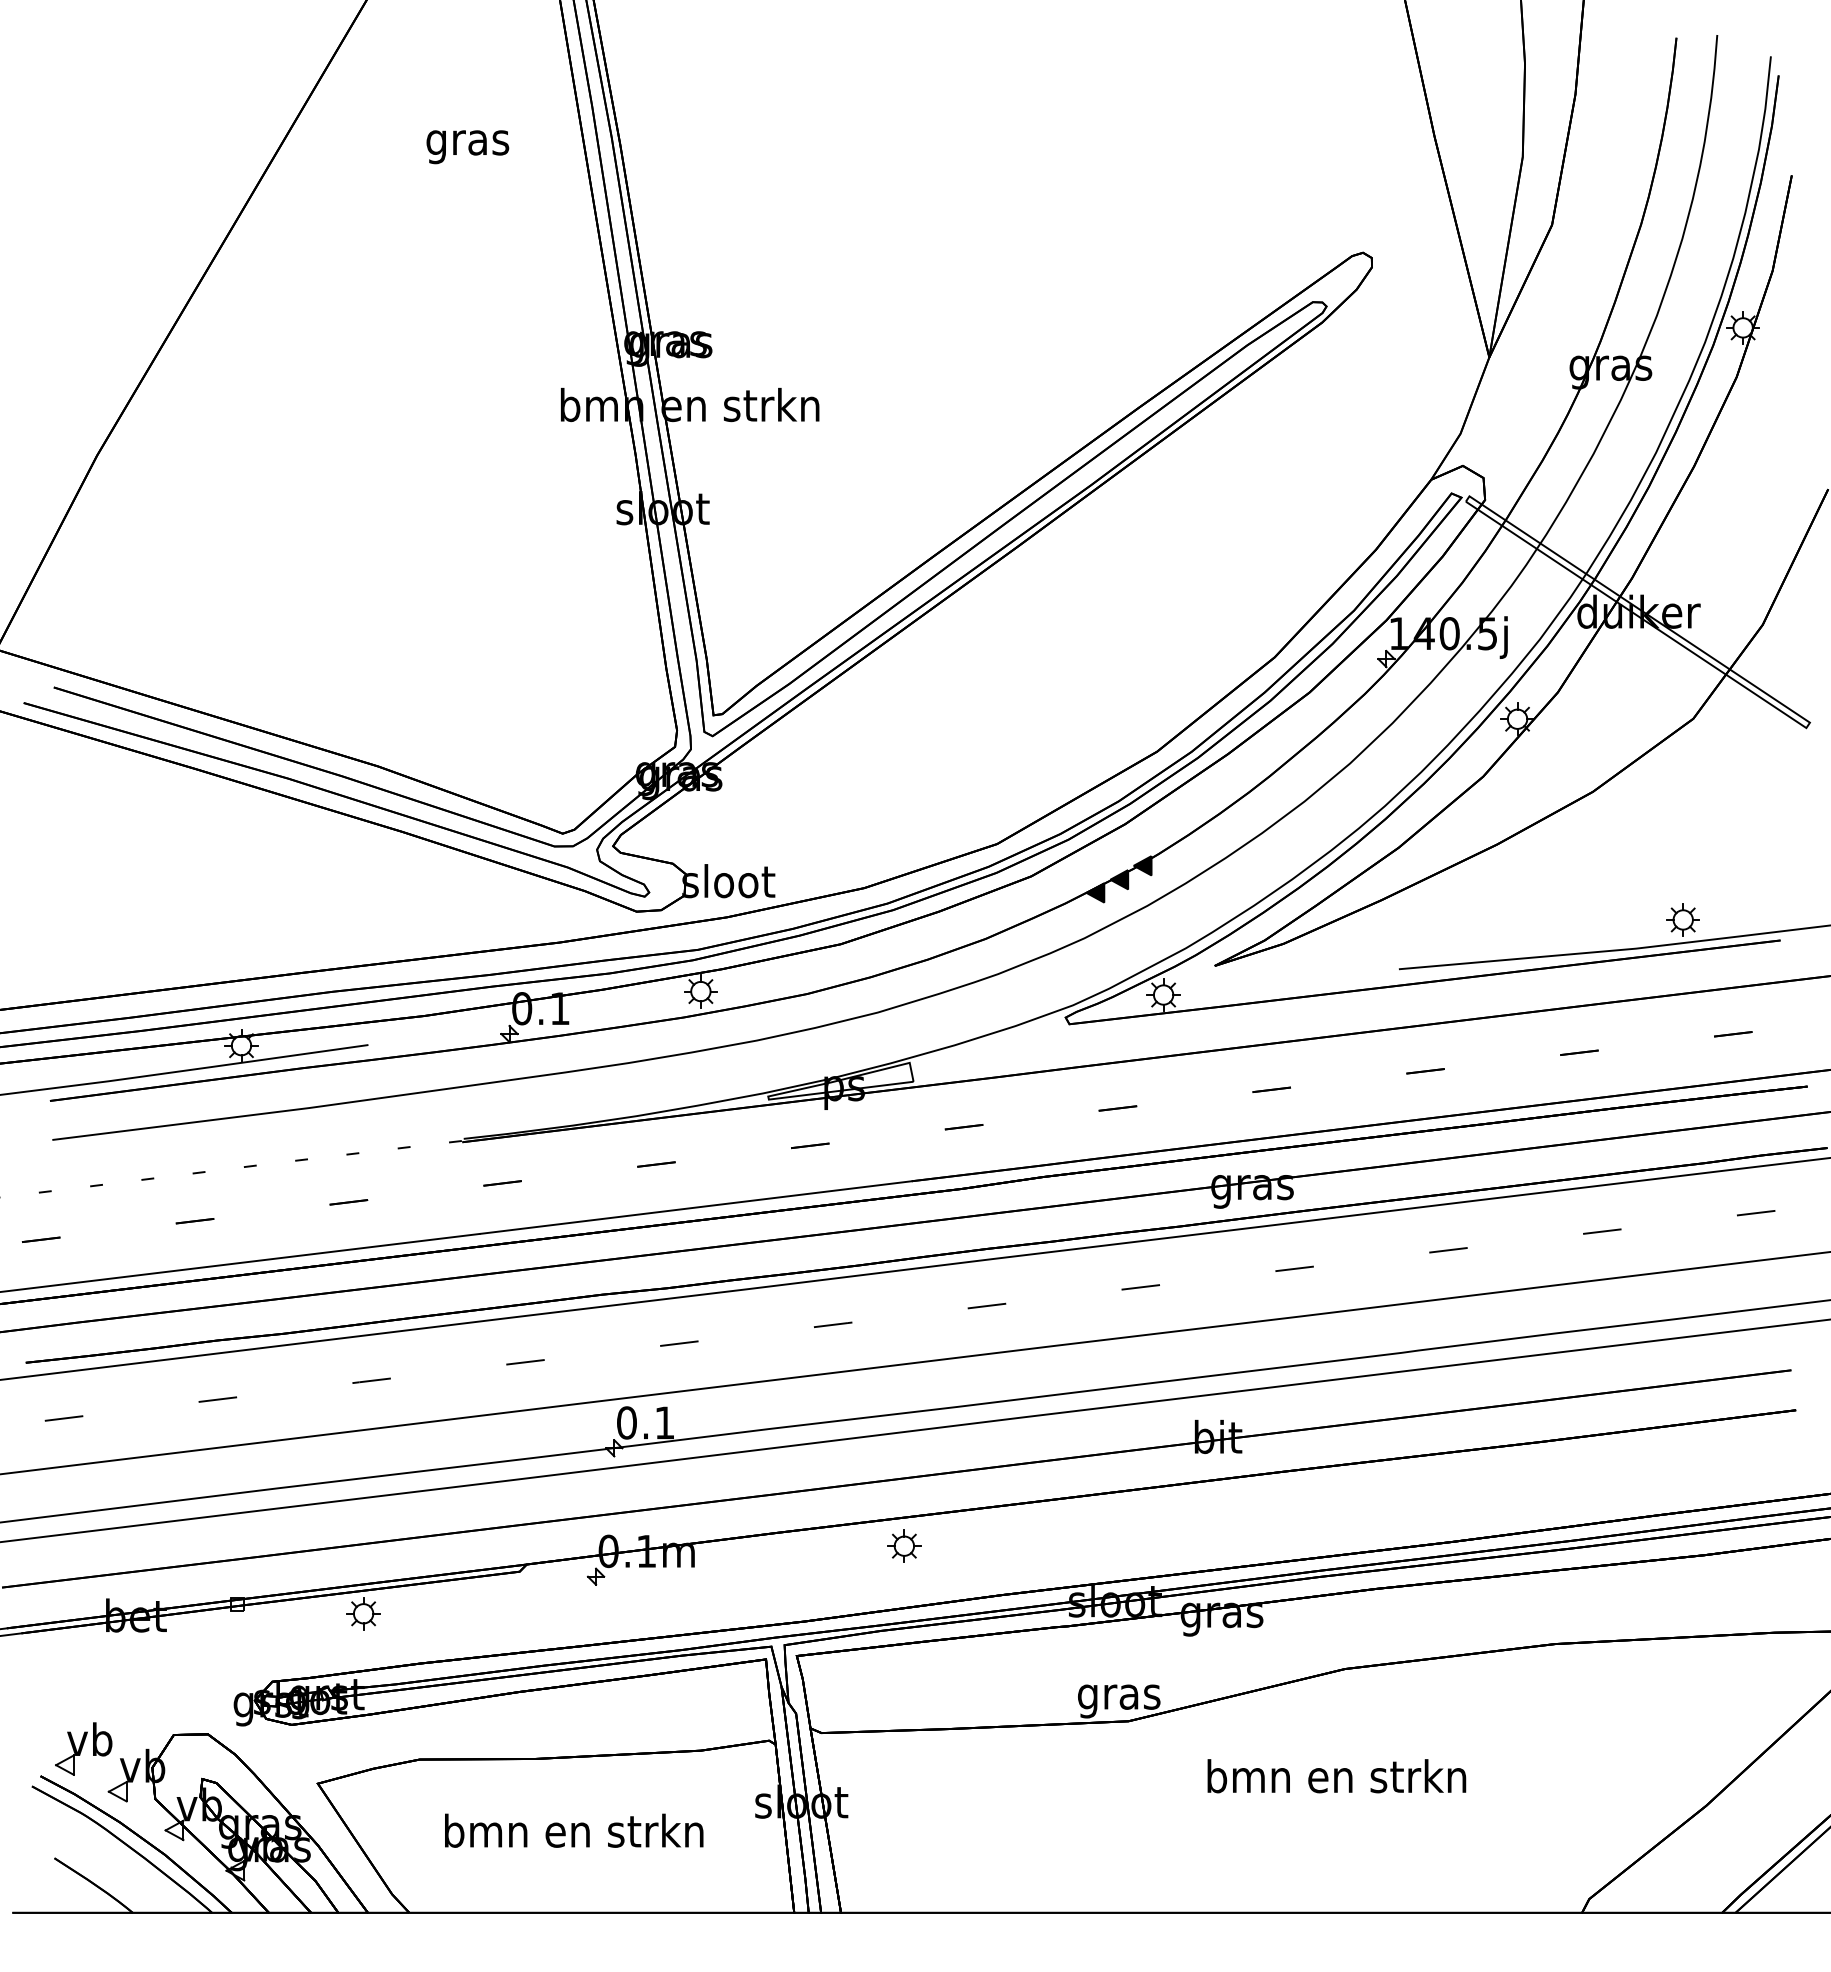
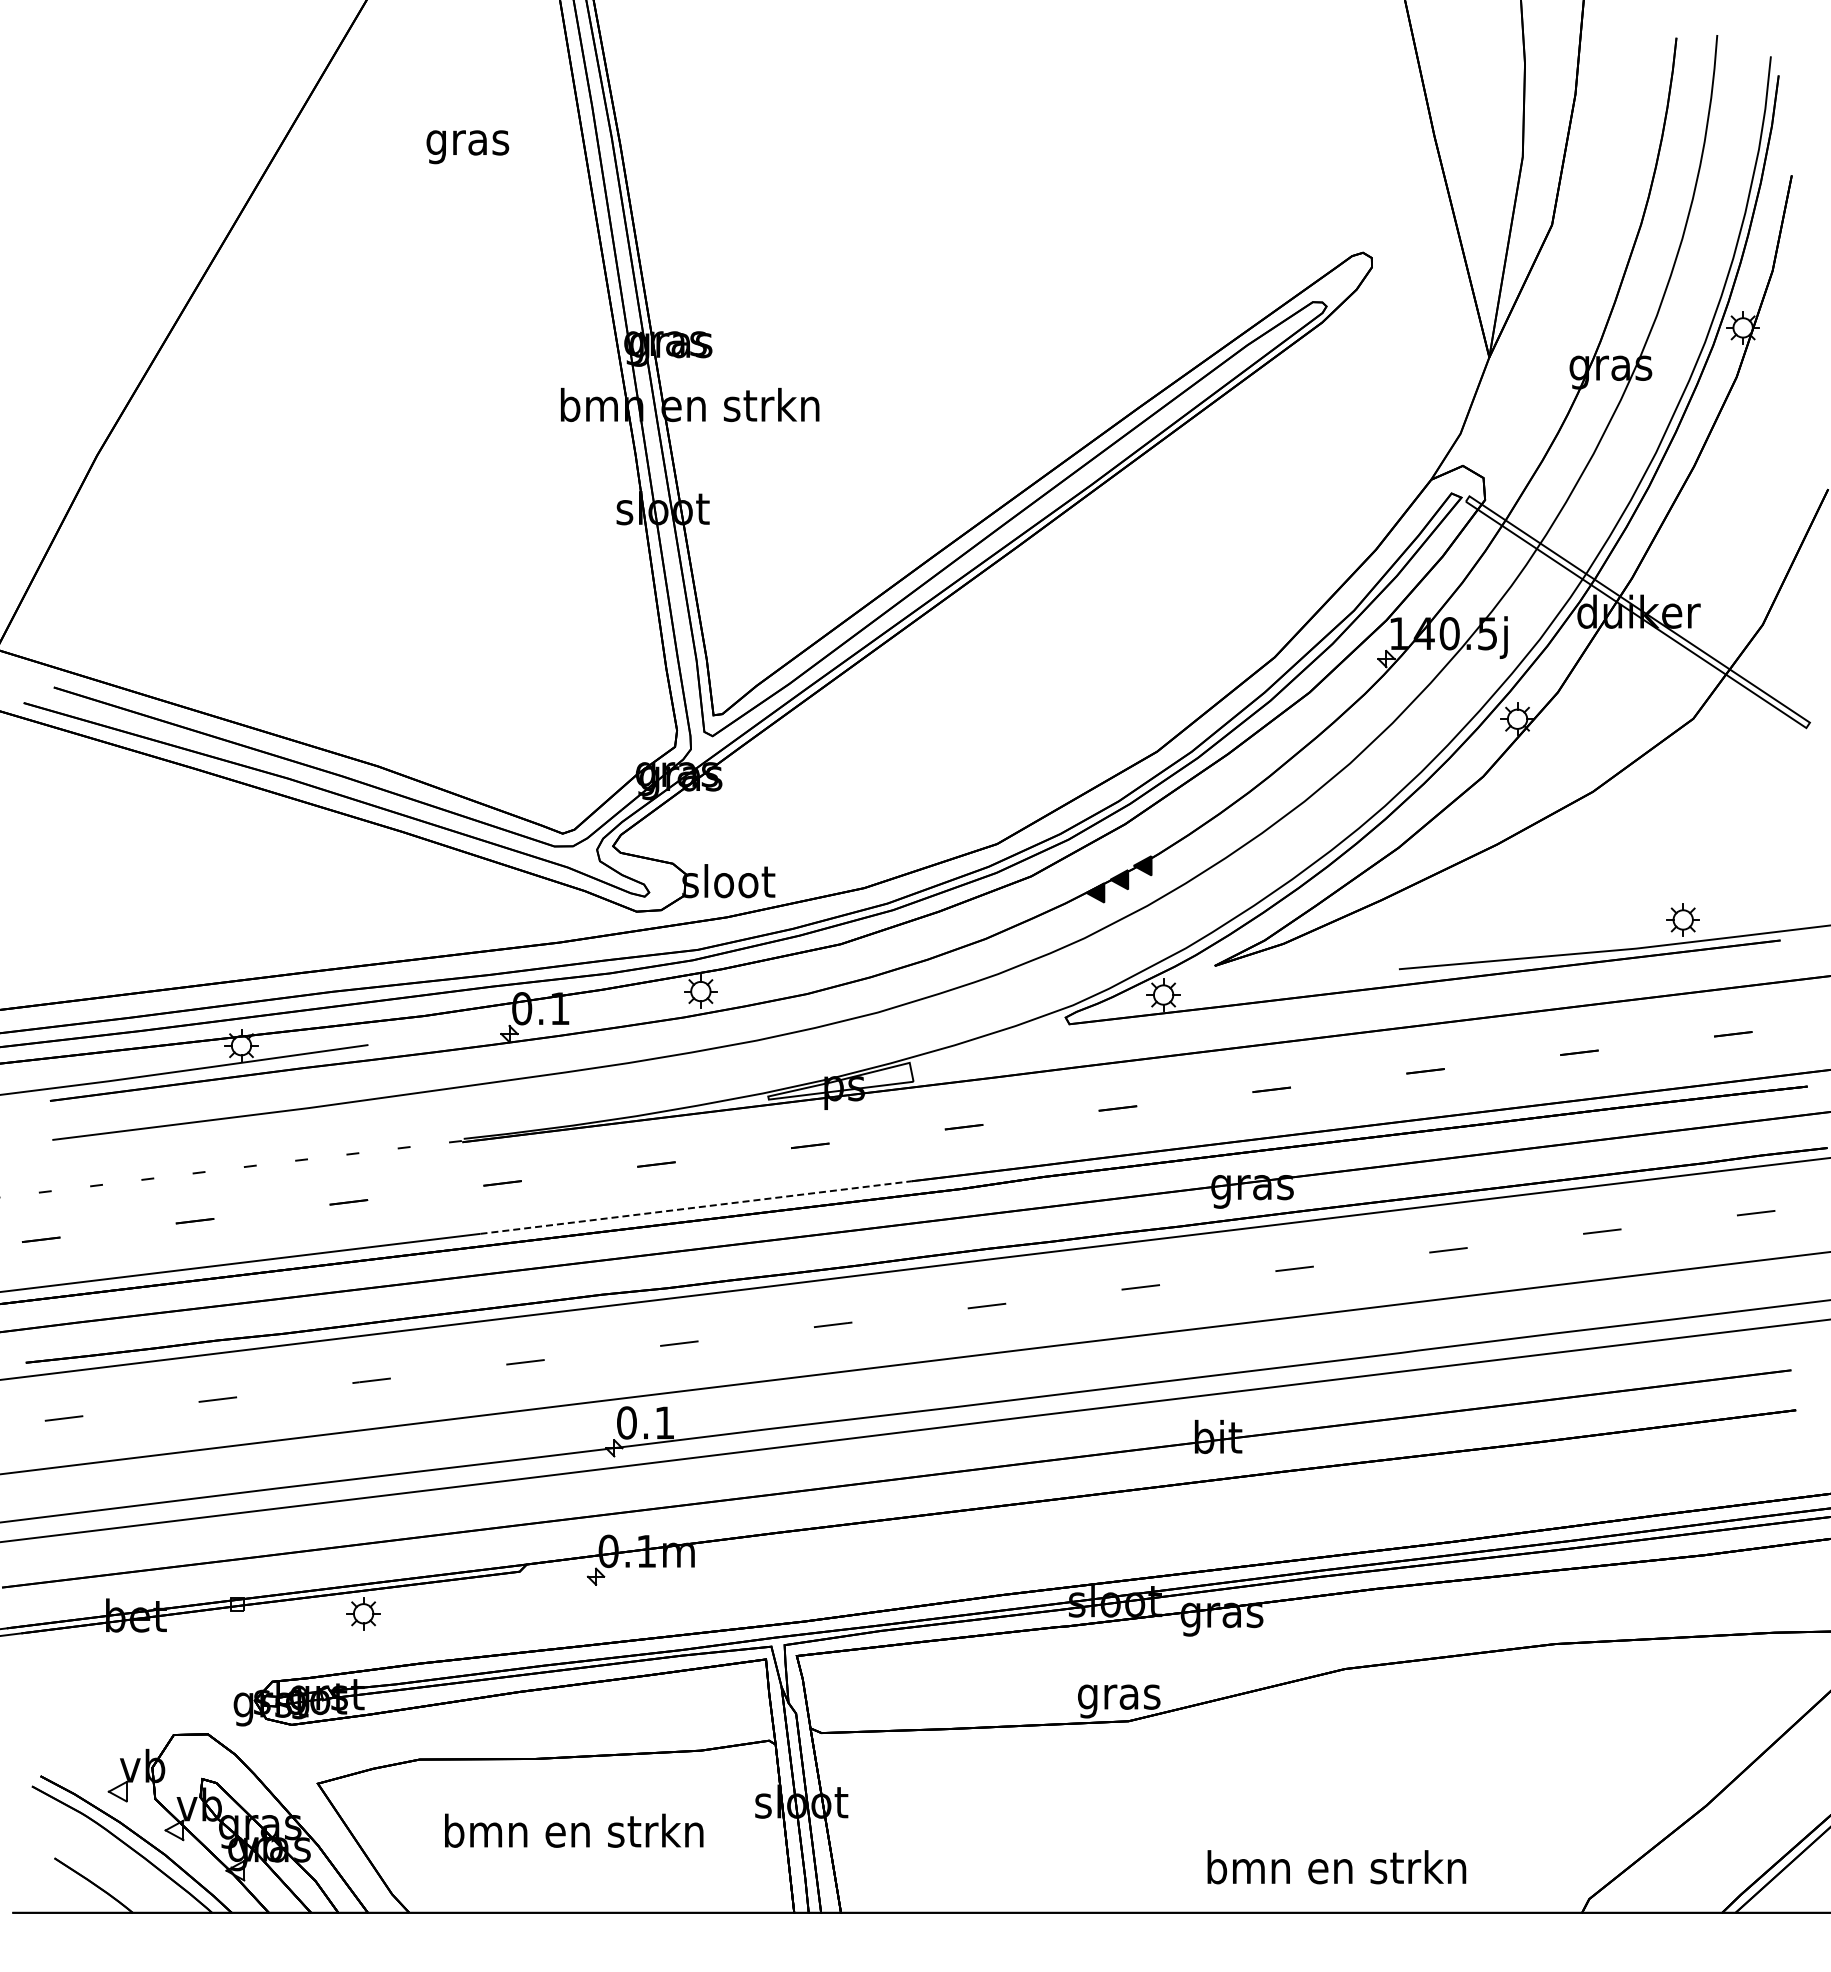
line: solid -> dashed (696, 1207)
part: present -> none (904, 1545)
part: present -> none (83, 1748)
text position: (1336, 1776) -> (1336, 1867) (1336, 1867)
